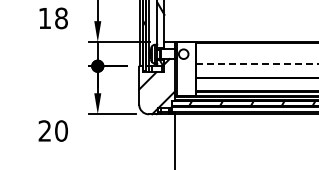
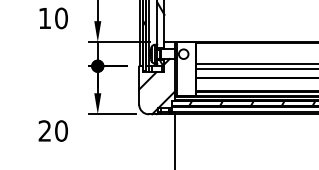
text: 18 -> 10 (61, 18)
line: dashed -> solid (256, 63)
line: none -> present (255, 68)
